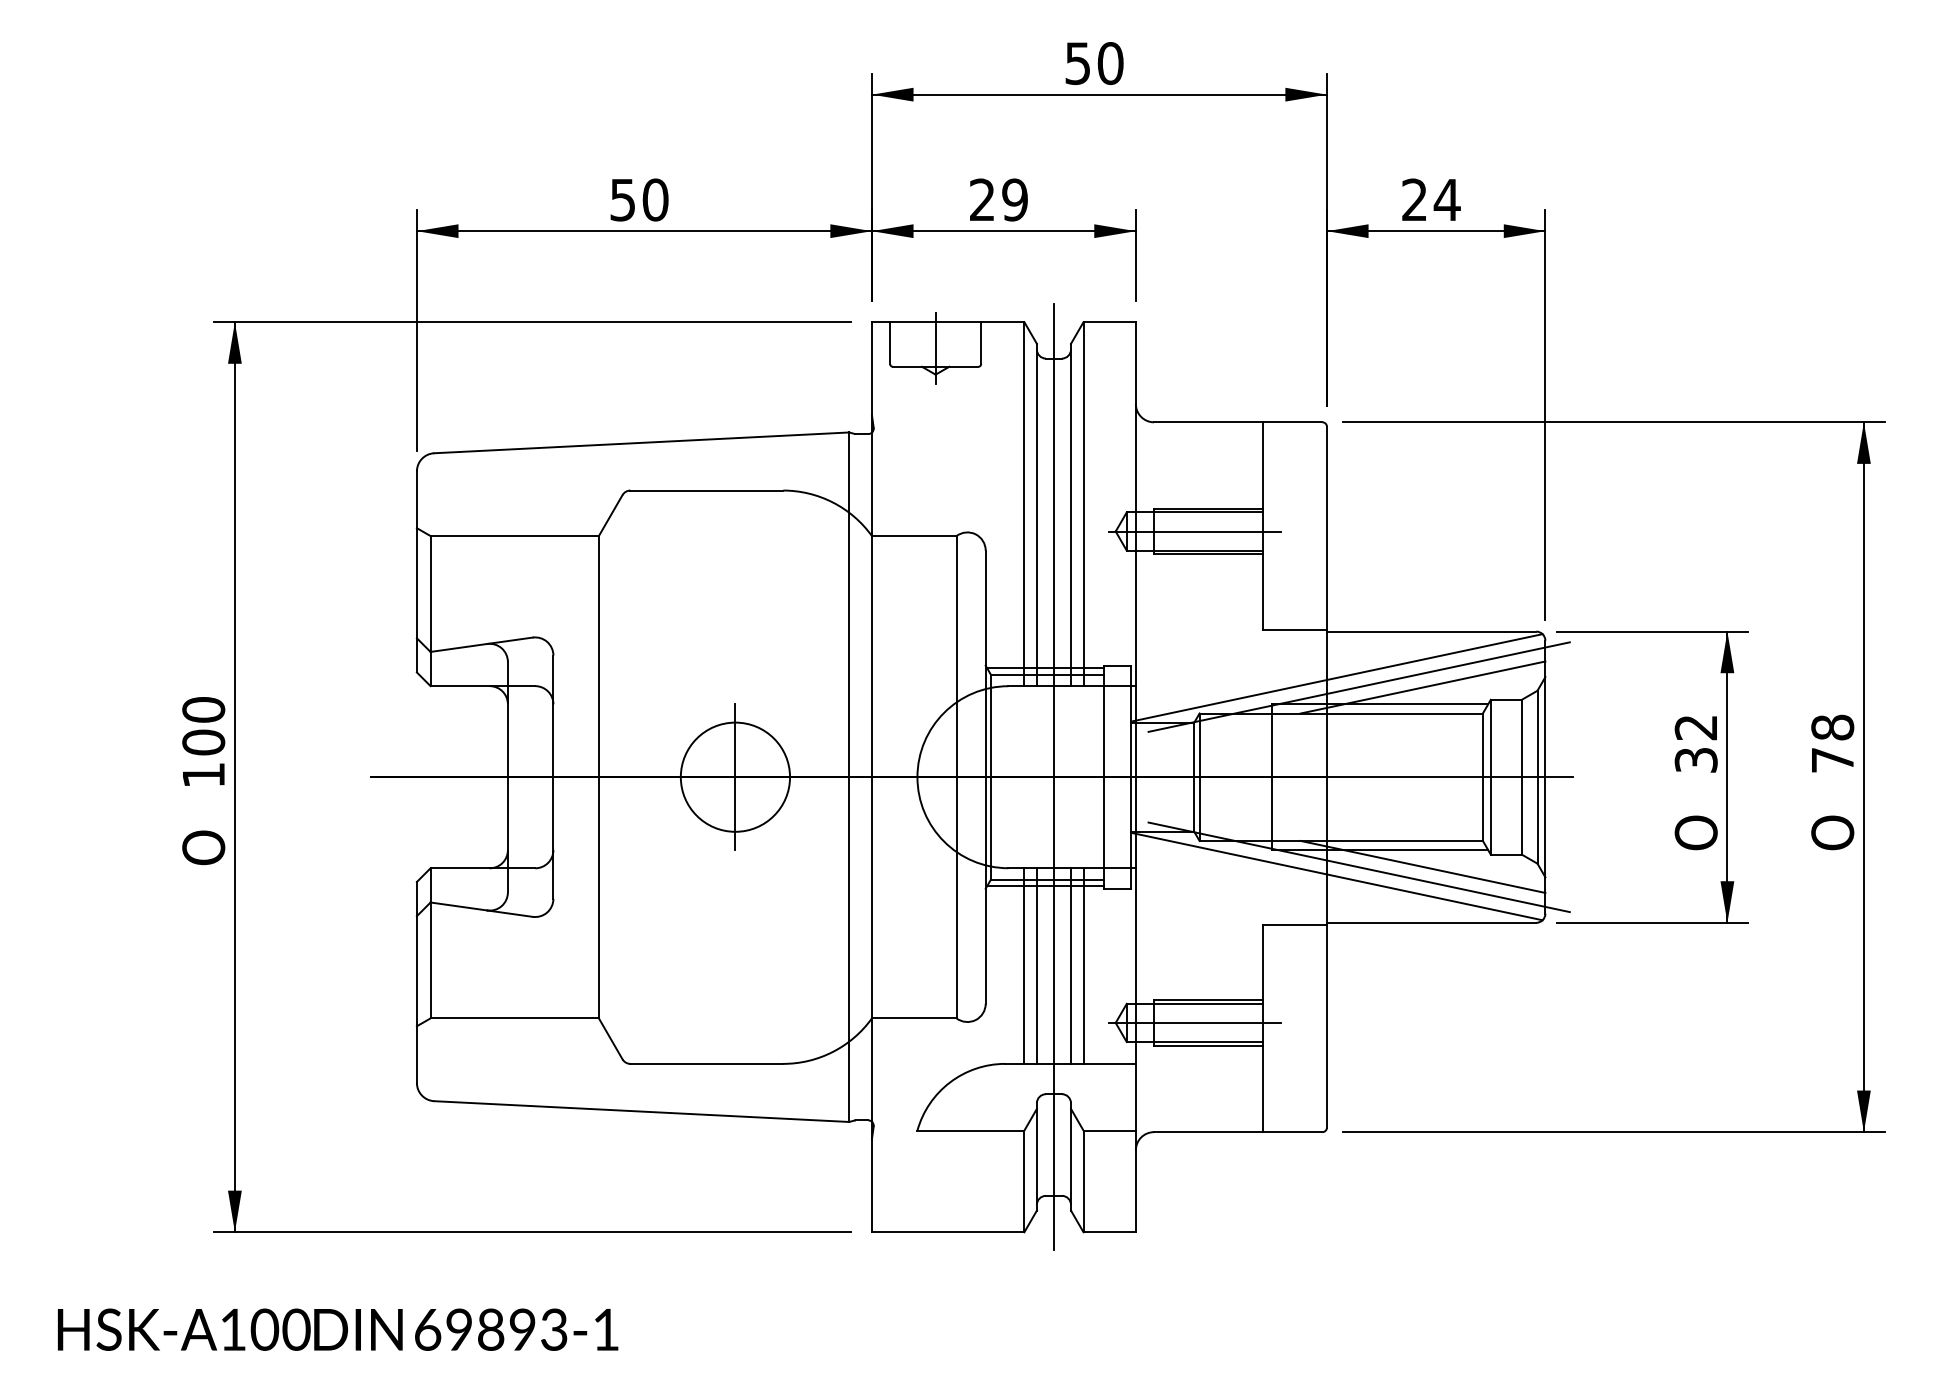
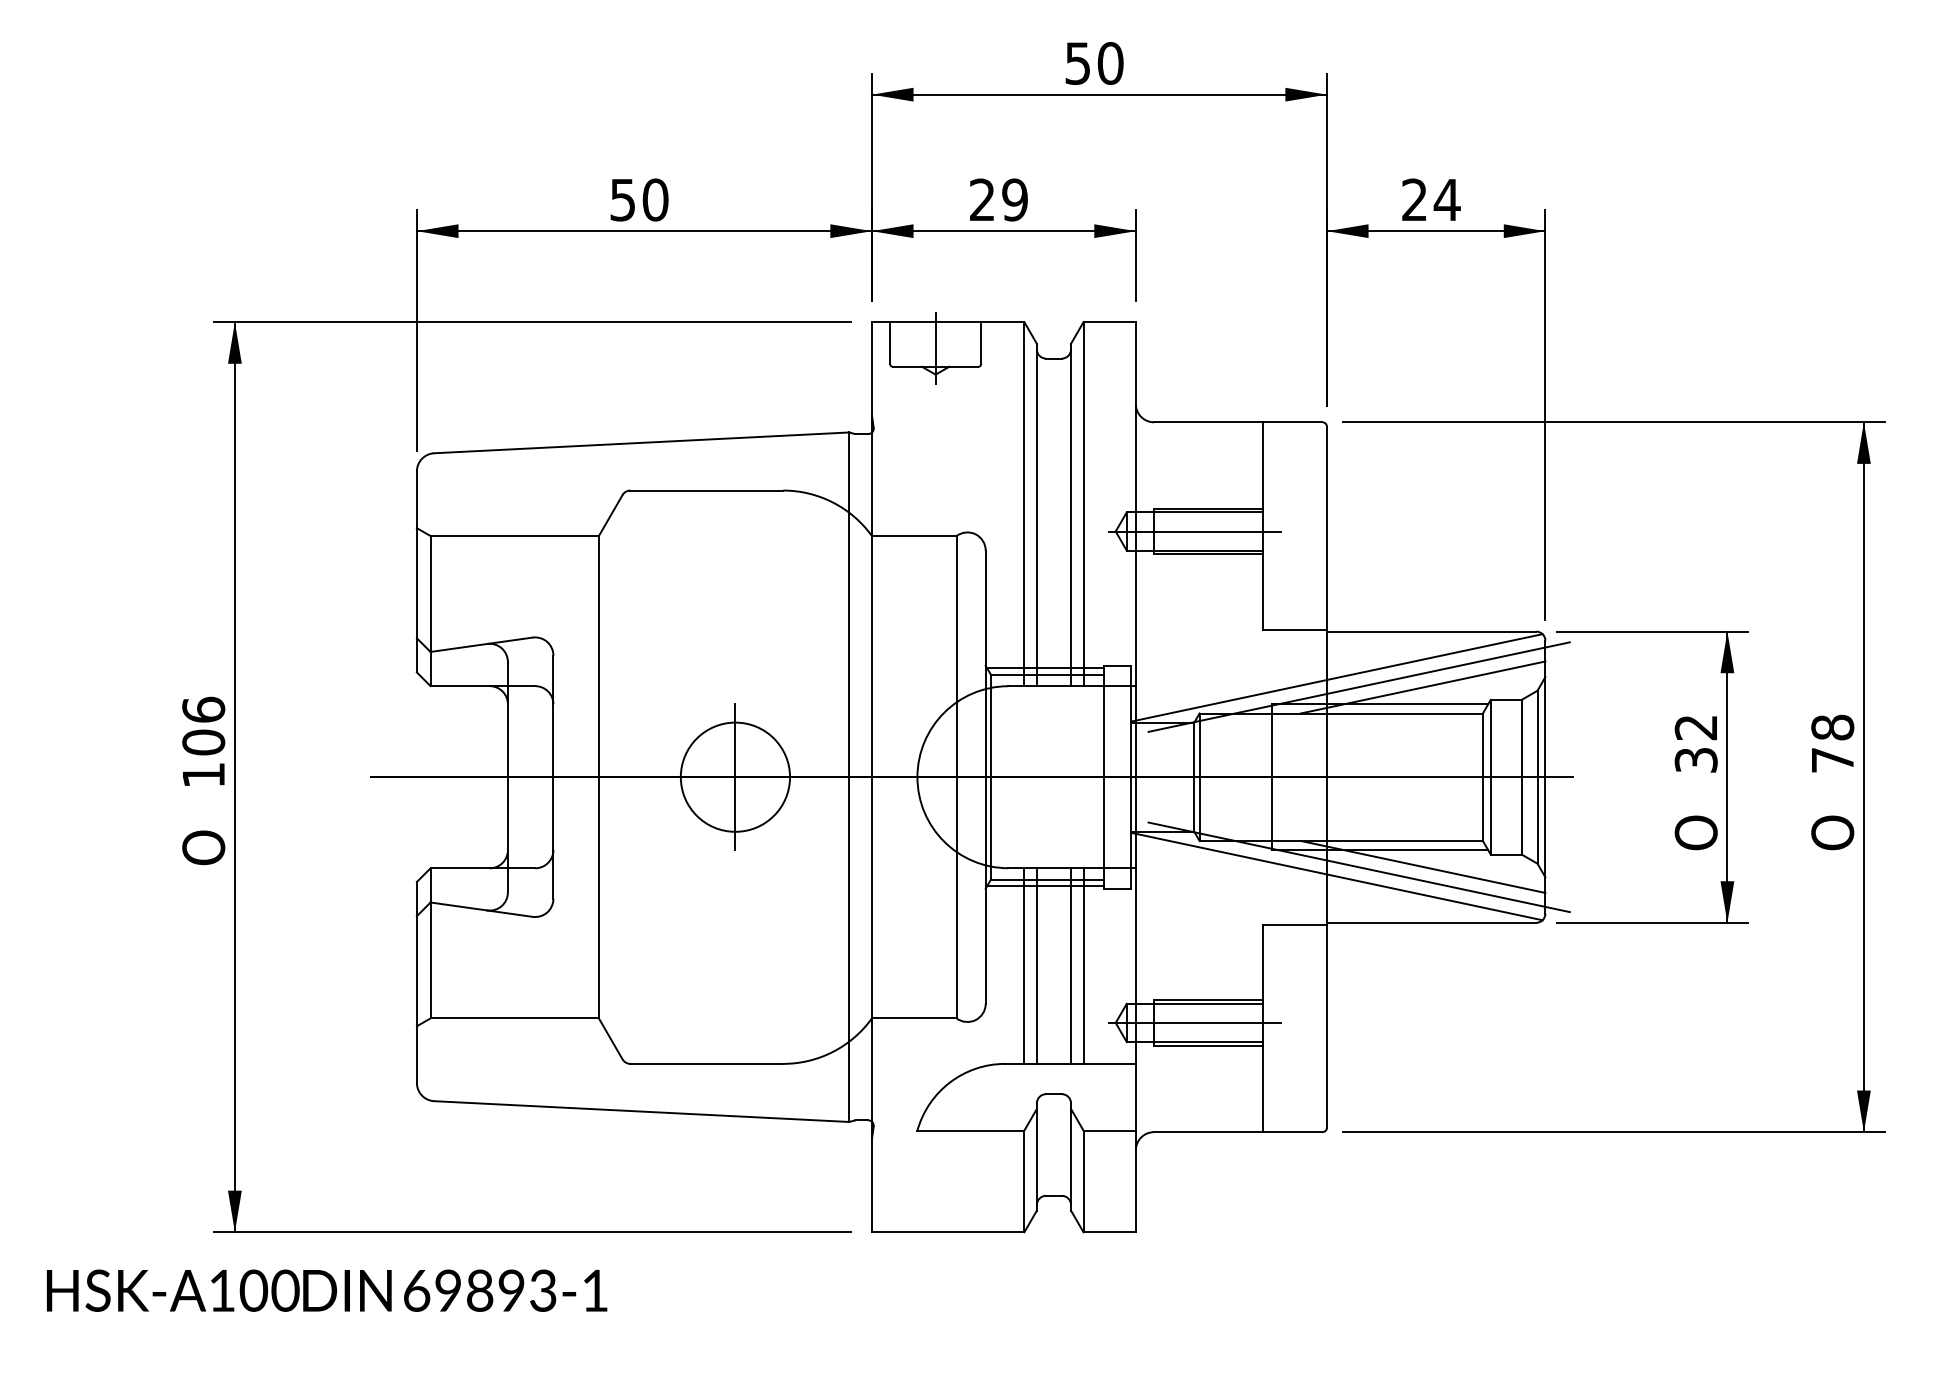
text: 100 -> 106 (203, 709)
line: present -> none (1053, 777)
text position: (338, 1329) -> (327, 1290) (327, 1290)
